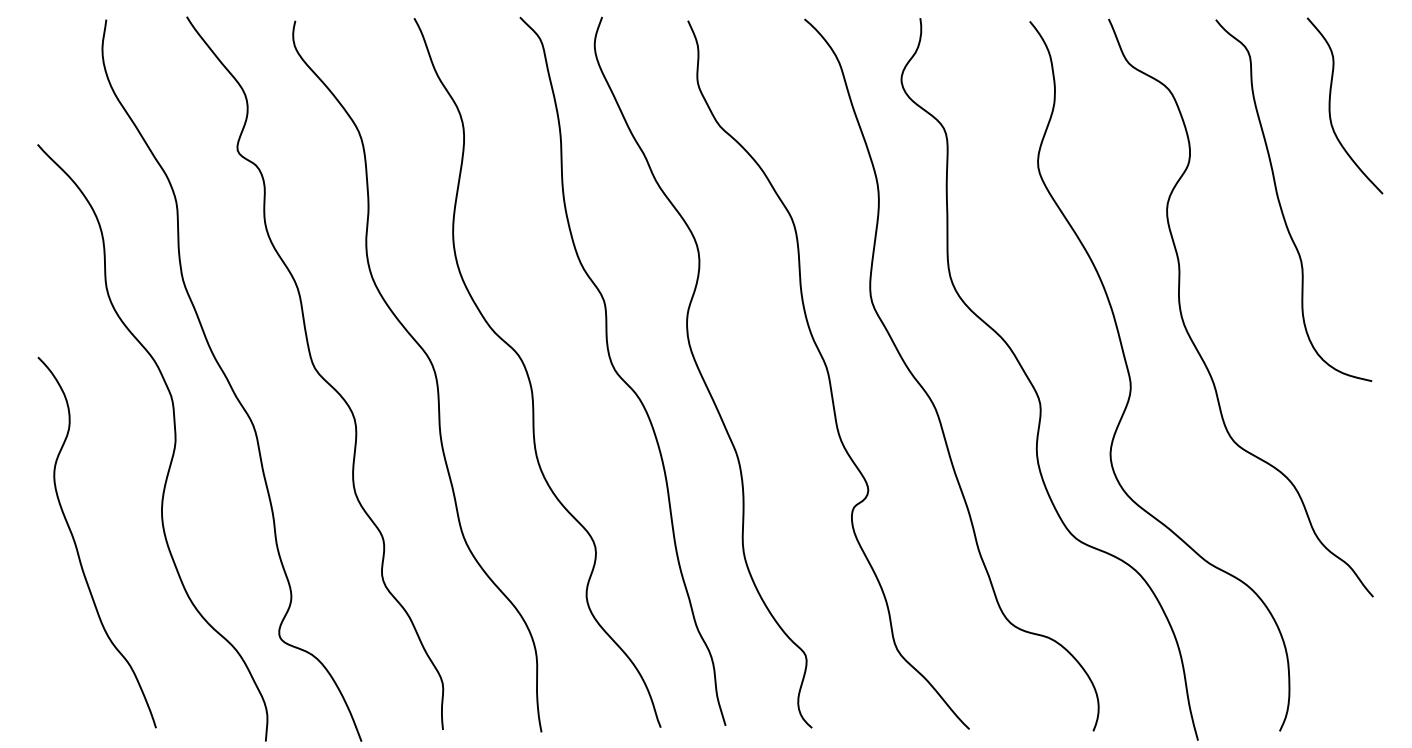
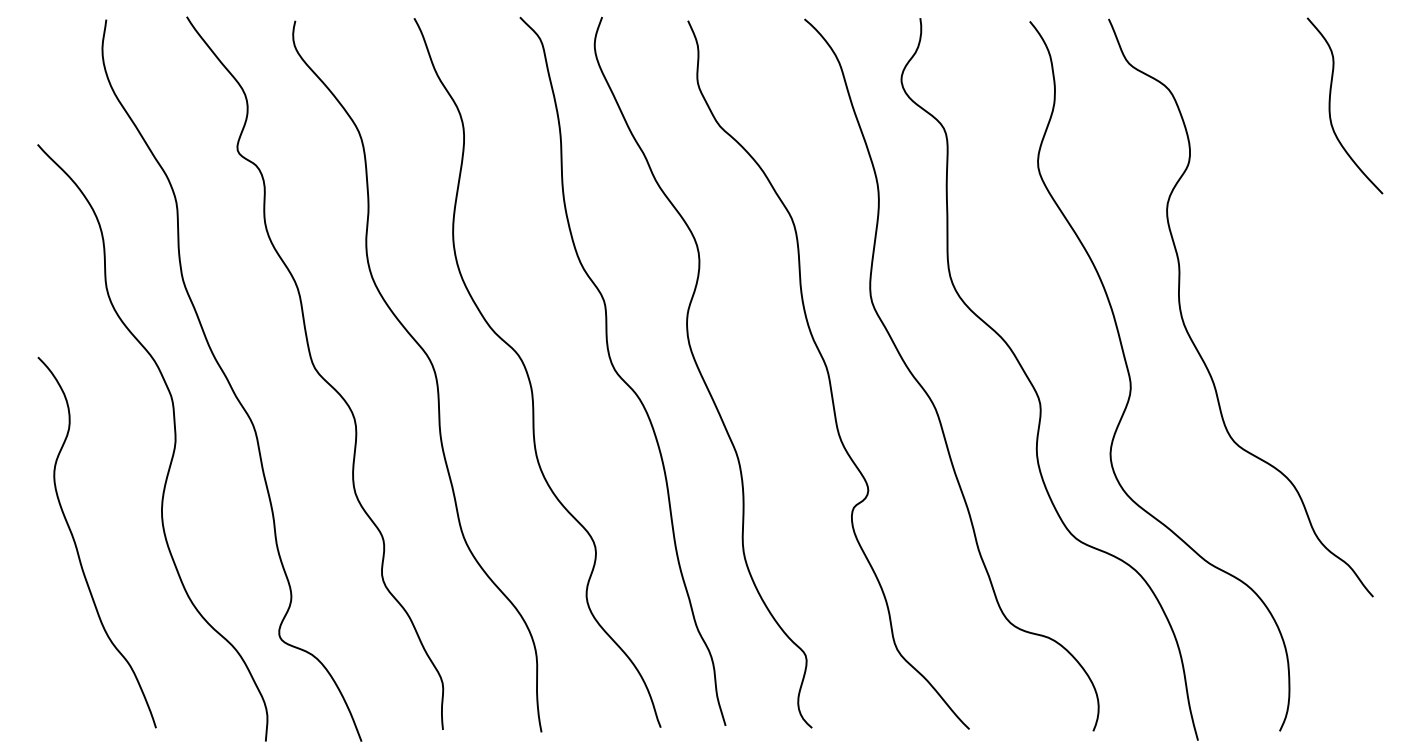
curve: present -> none (1281, 205)
